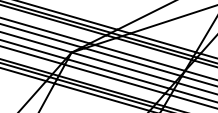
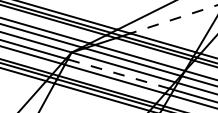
line: solid -> dashed (174, 19)
line: solid -> dashed (118, 74)
